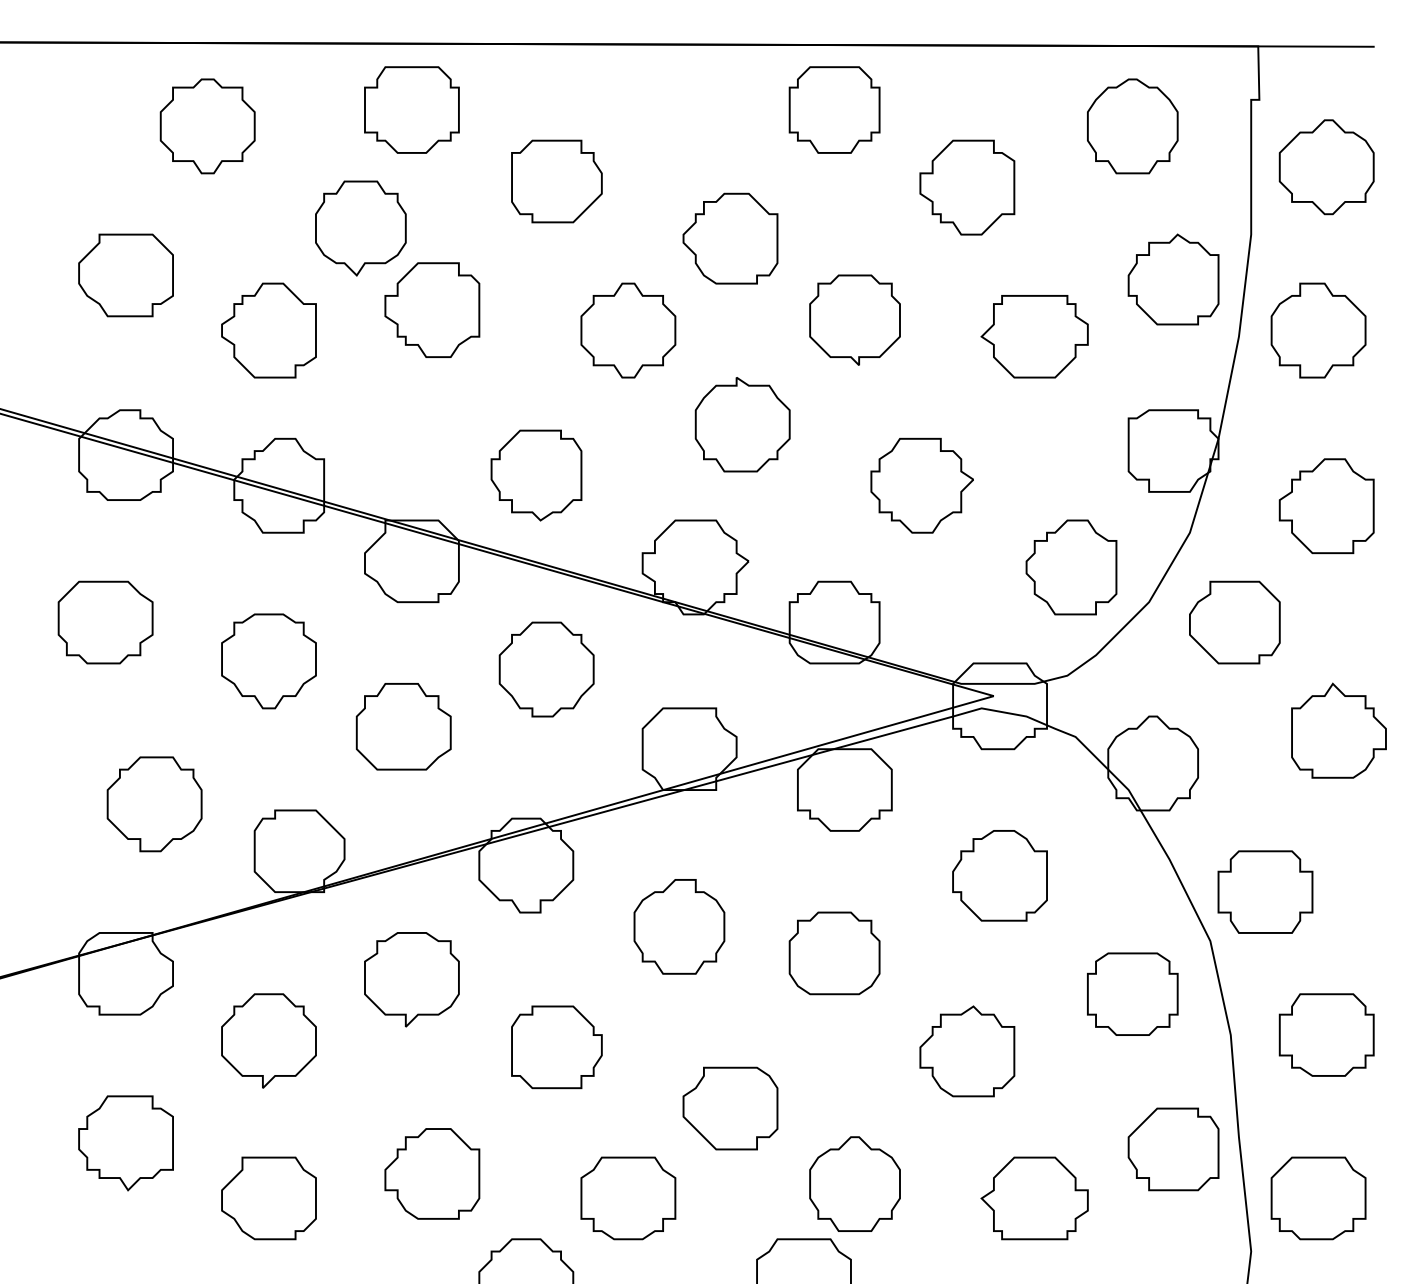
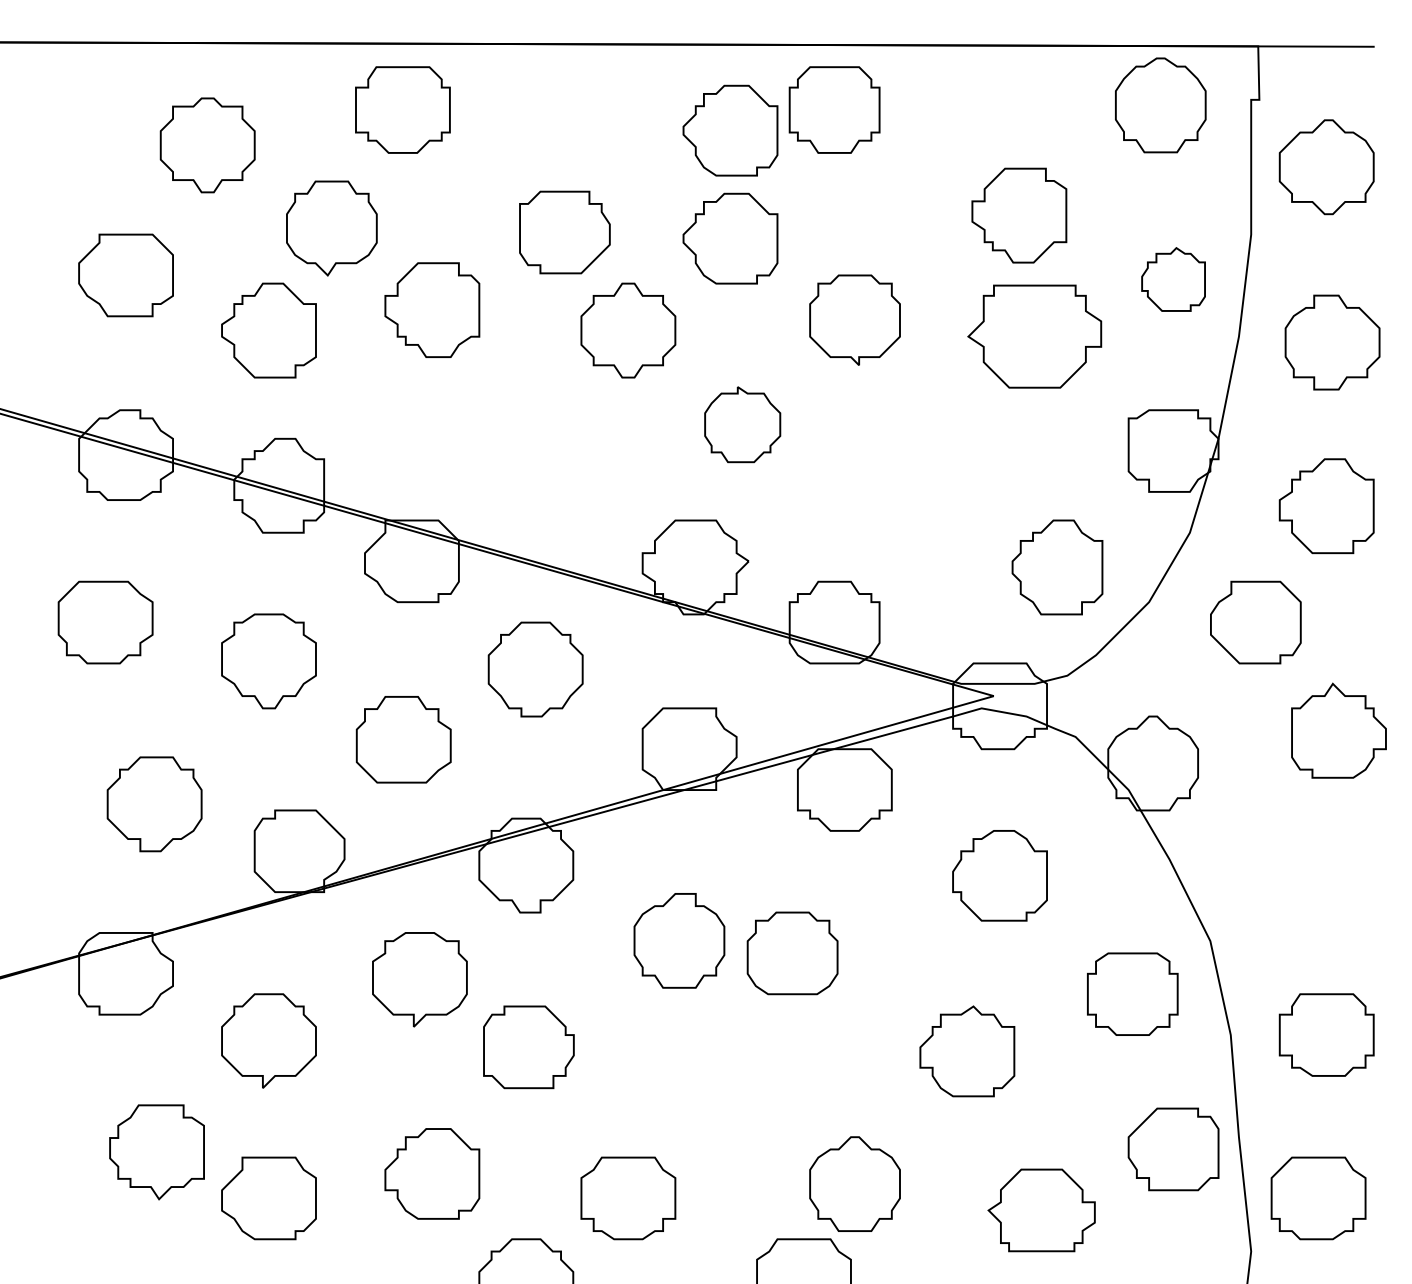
part position: (411, 109) -> (402, 109) (402, 109)
part position: (207, 126) -> (207, 145) (207, 145)
part position: (1132, 126) -> (1160, 105) (1160, 105)
part: none -> present (730, 130)
part position: (556, 181) -> (564, 232) (564, 232)
part position: (967, 187) -> (1019, 215) (1019, 215)
part position: (360, 228) -> (331, 228) (331, 228)
part size: 93x93 px -> 65x65 px (1173, 279)
part position: (1318, 330) -> (1332, 342) (1332, 342)
part size: 109x84 px -> 136x105 px (1034, 336)
part size: 97x96 px -> 78x78 px (742, 424)
part: present -> none (536, 475)
part: present -> none (921, 485)
part position: (1071, 567) -> (1057, 567) (1057, 567)
part position: (1234, 622) -> (1255, 622) (1255, 622)
part position: (546, 669) -> (535, 669) (535, 669)
part position: (403, 726) -> (403, 739) (403, 739)
part: present -> none (1265, 891)
part position: (679, 926) -> (679, 940) (679, 940)
part position: (834, 953) -> (792, 953) (792, 953)
part position: (411, 979) -> (419, 979) (419, 979)
part position: (556, 1047) -> (528, 1047) (528, 1047)
part: present -> none (730, 1108)
part position: (125, 1143) -> (156, 1152) (156, 1152)
part position: (1034, 1198) -> (1041, 1210) (1041, 1210)
